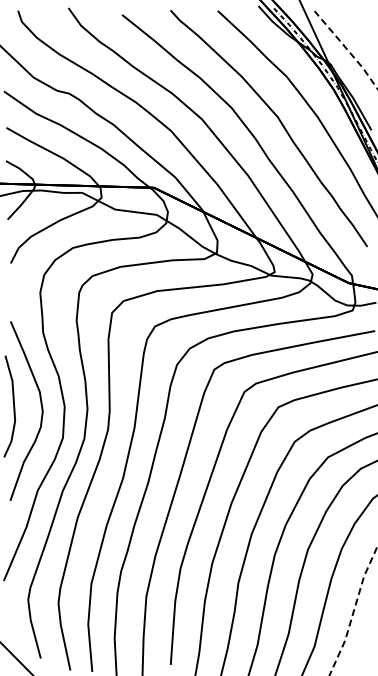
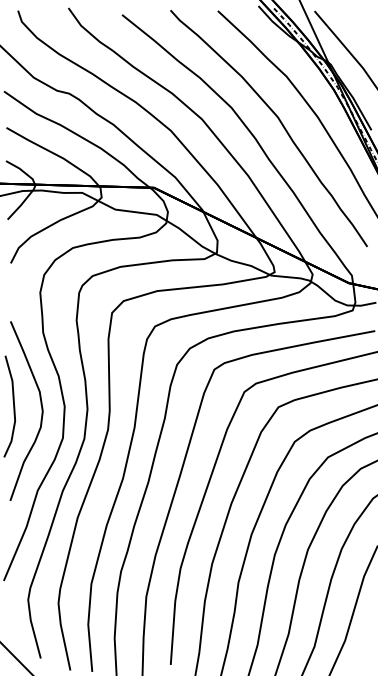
line: dashed -> solid (347, 49)
line: dashed -> solid (354, 610)
